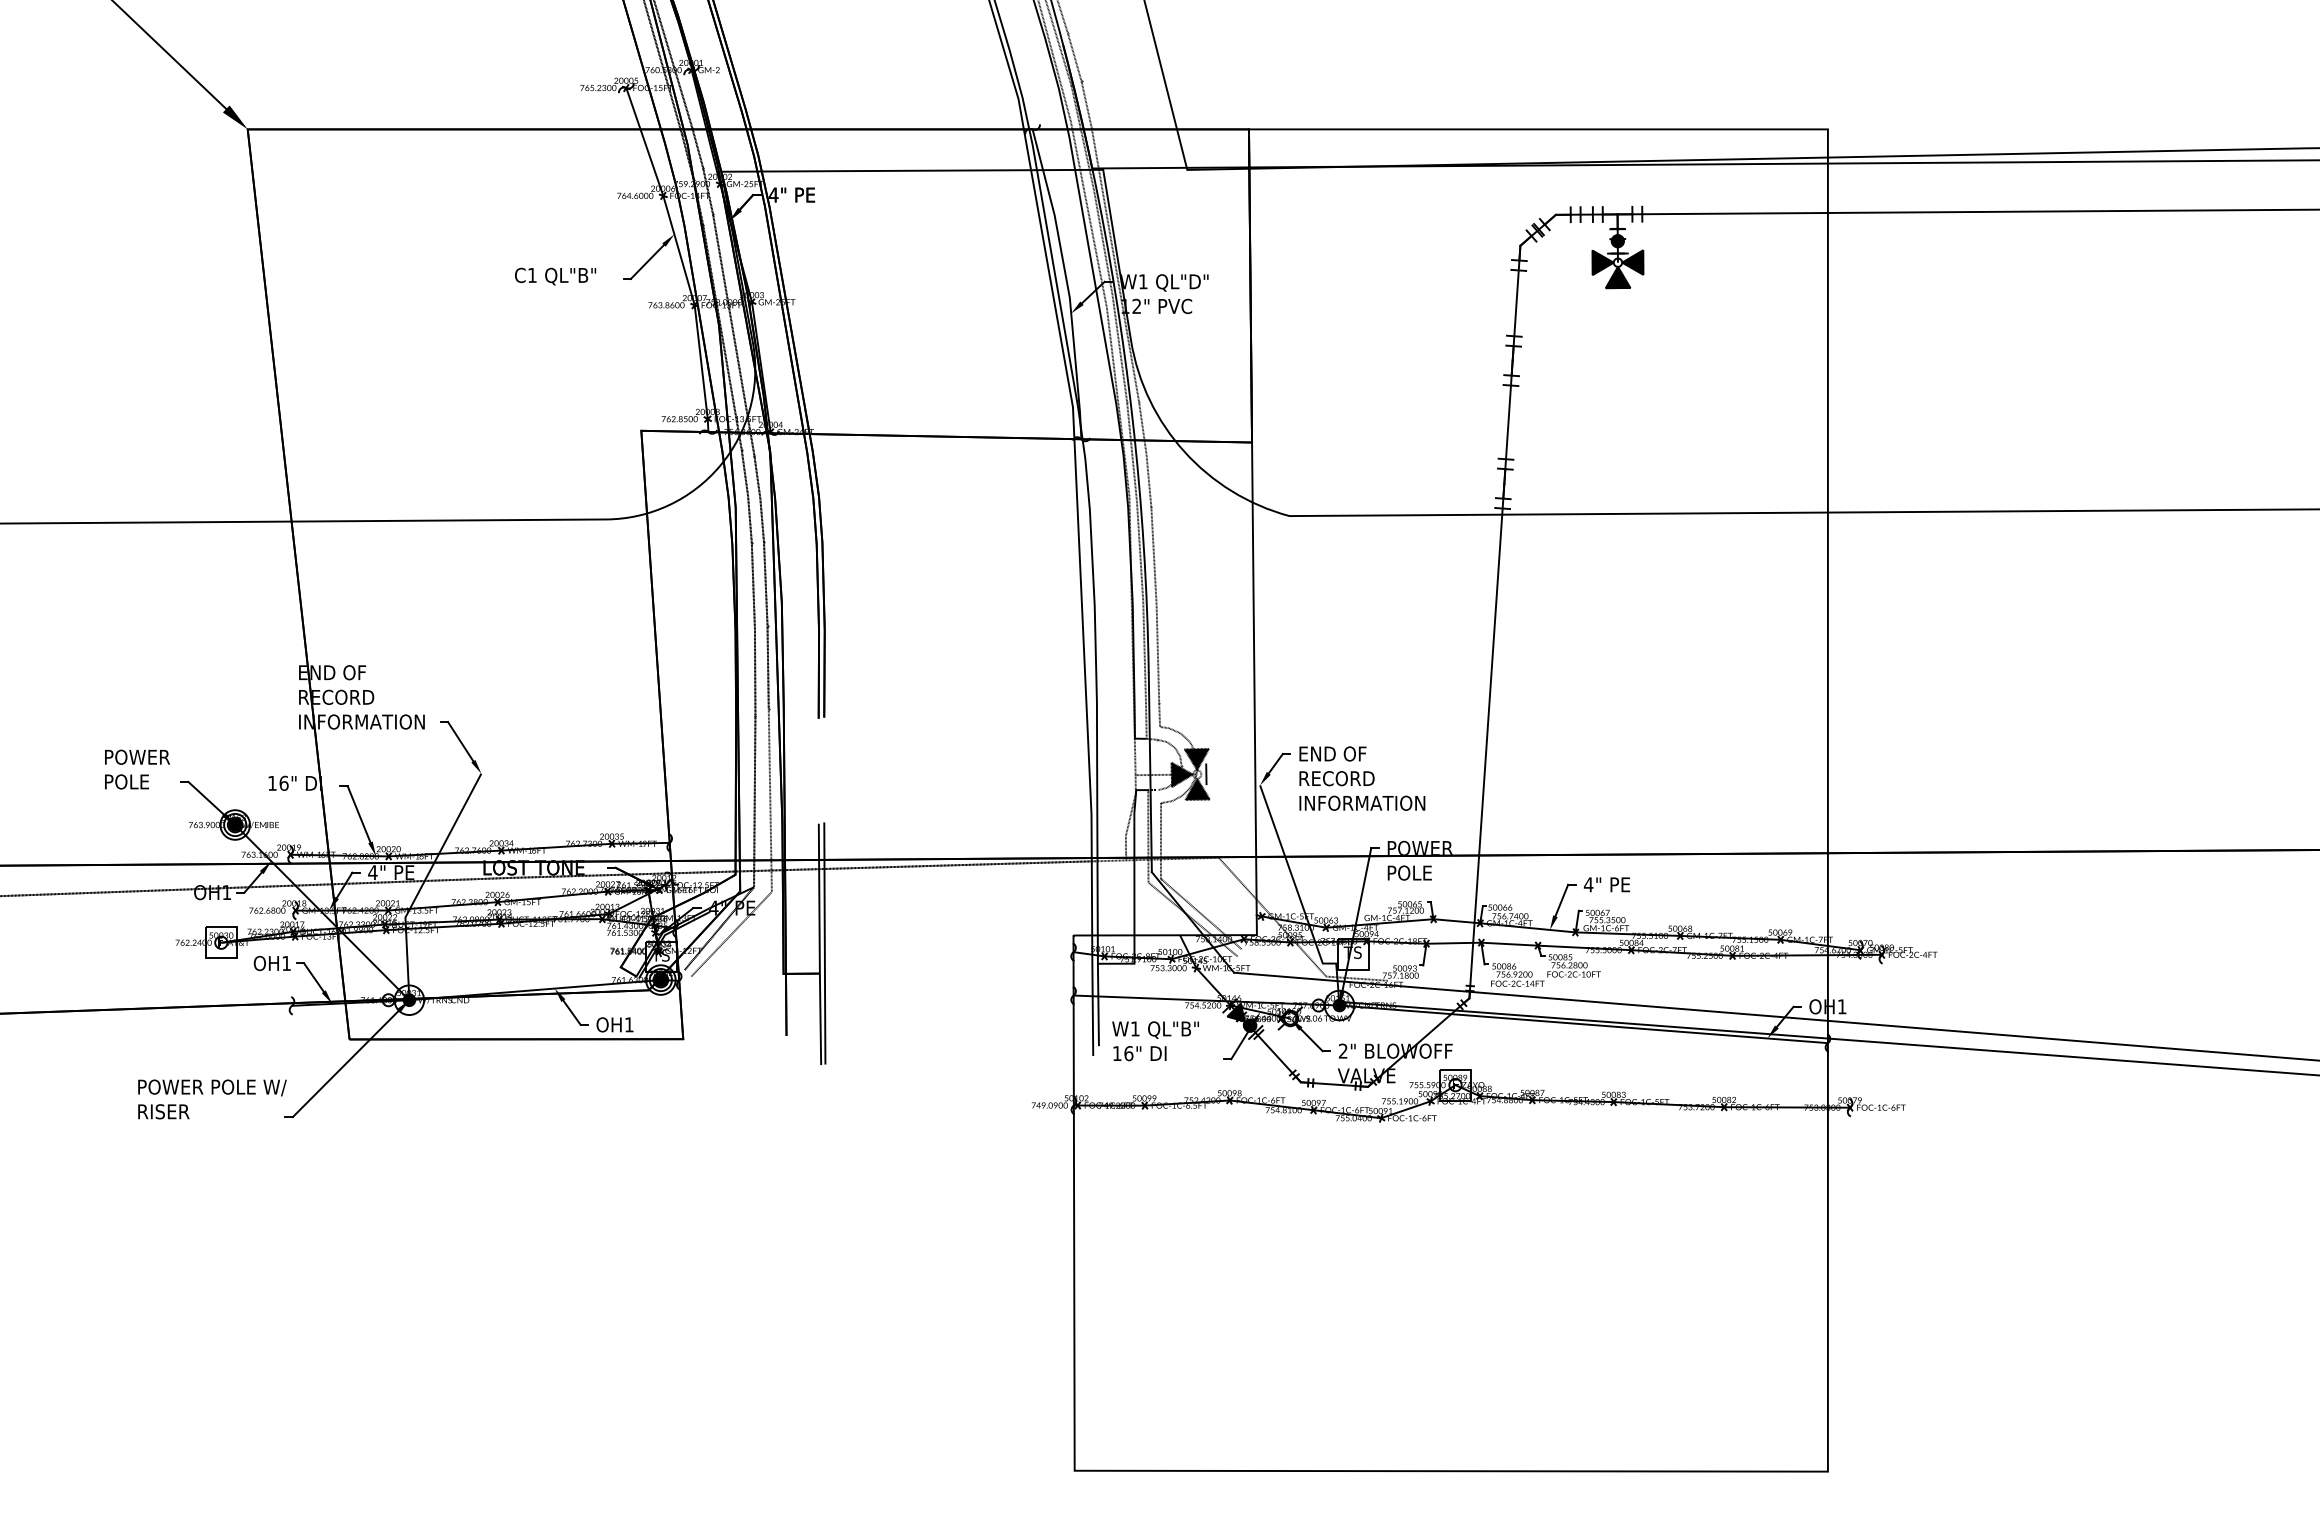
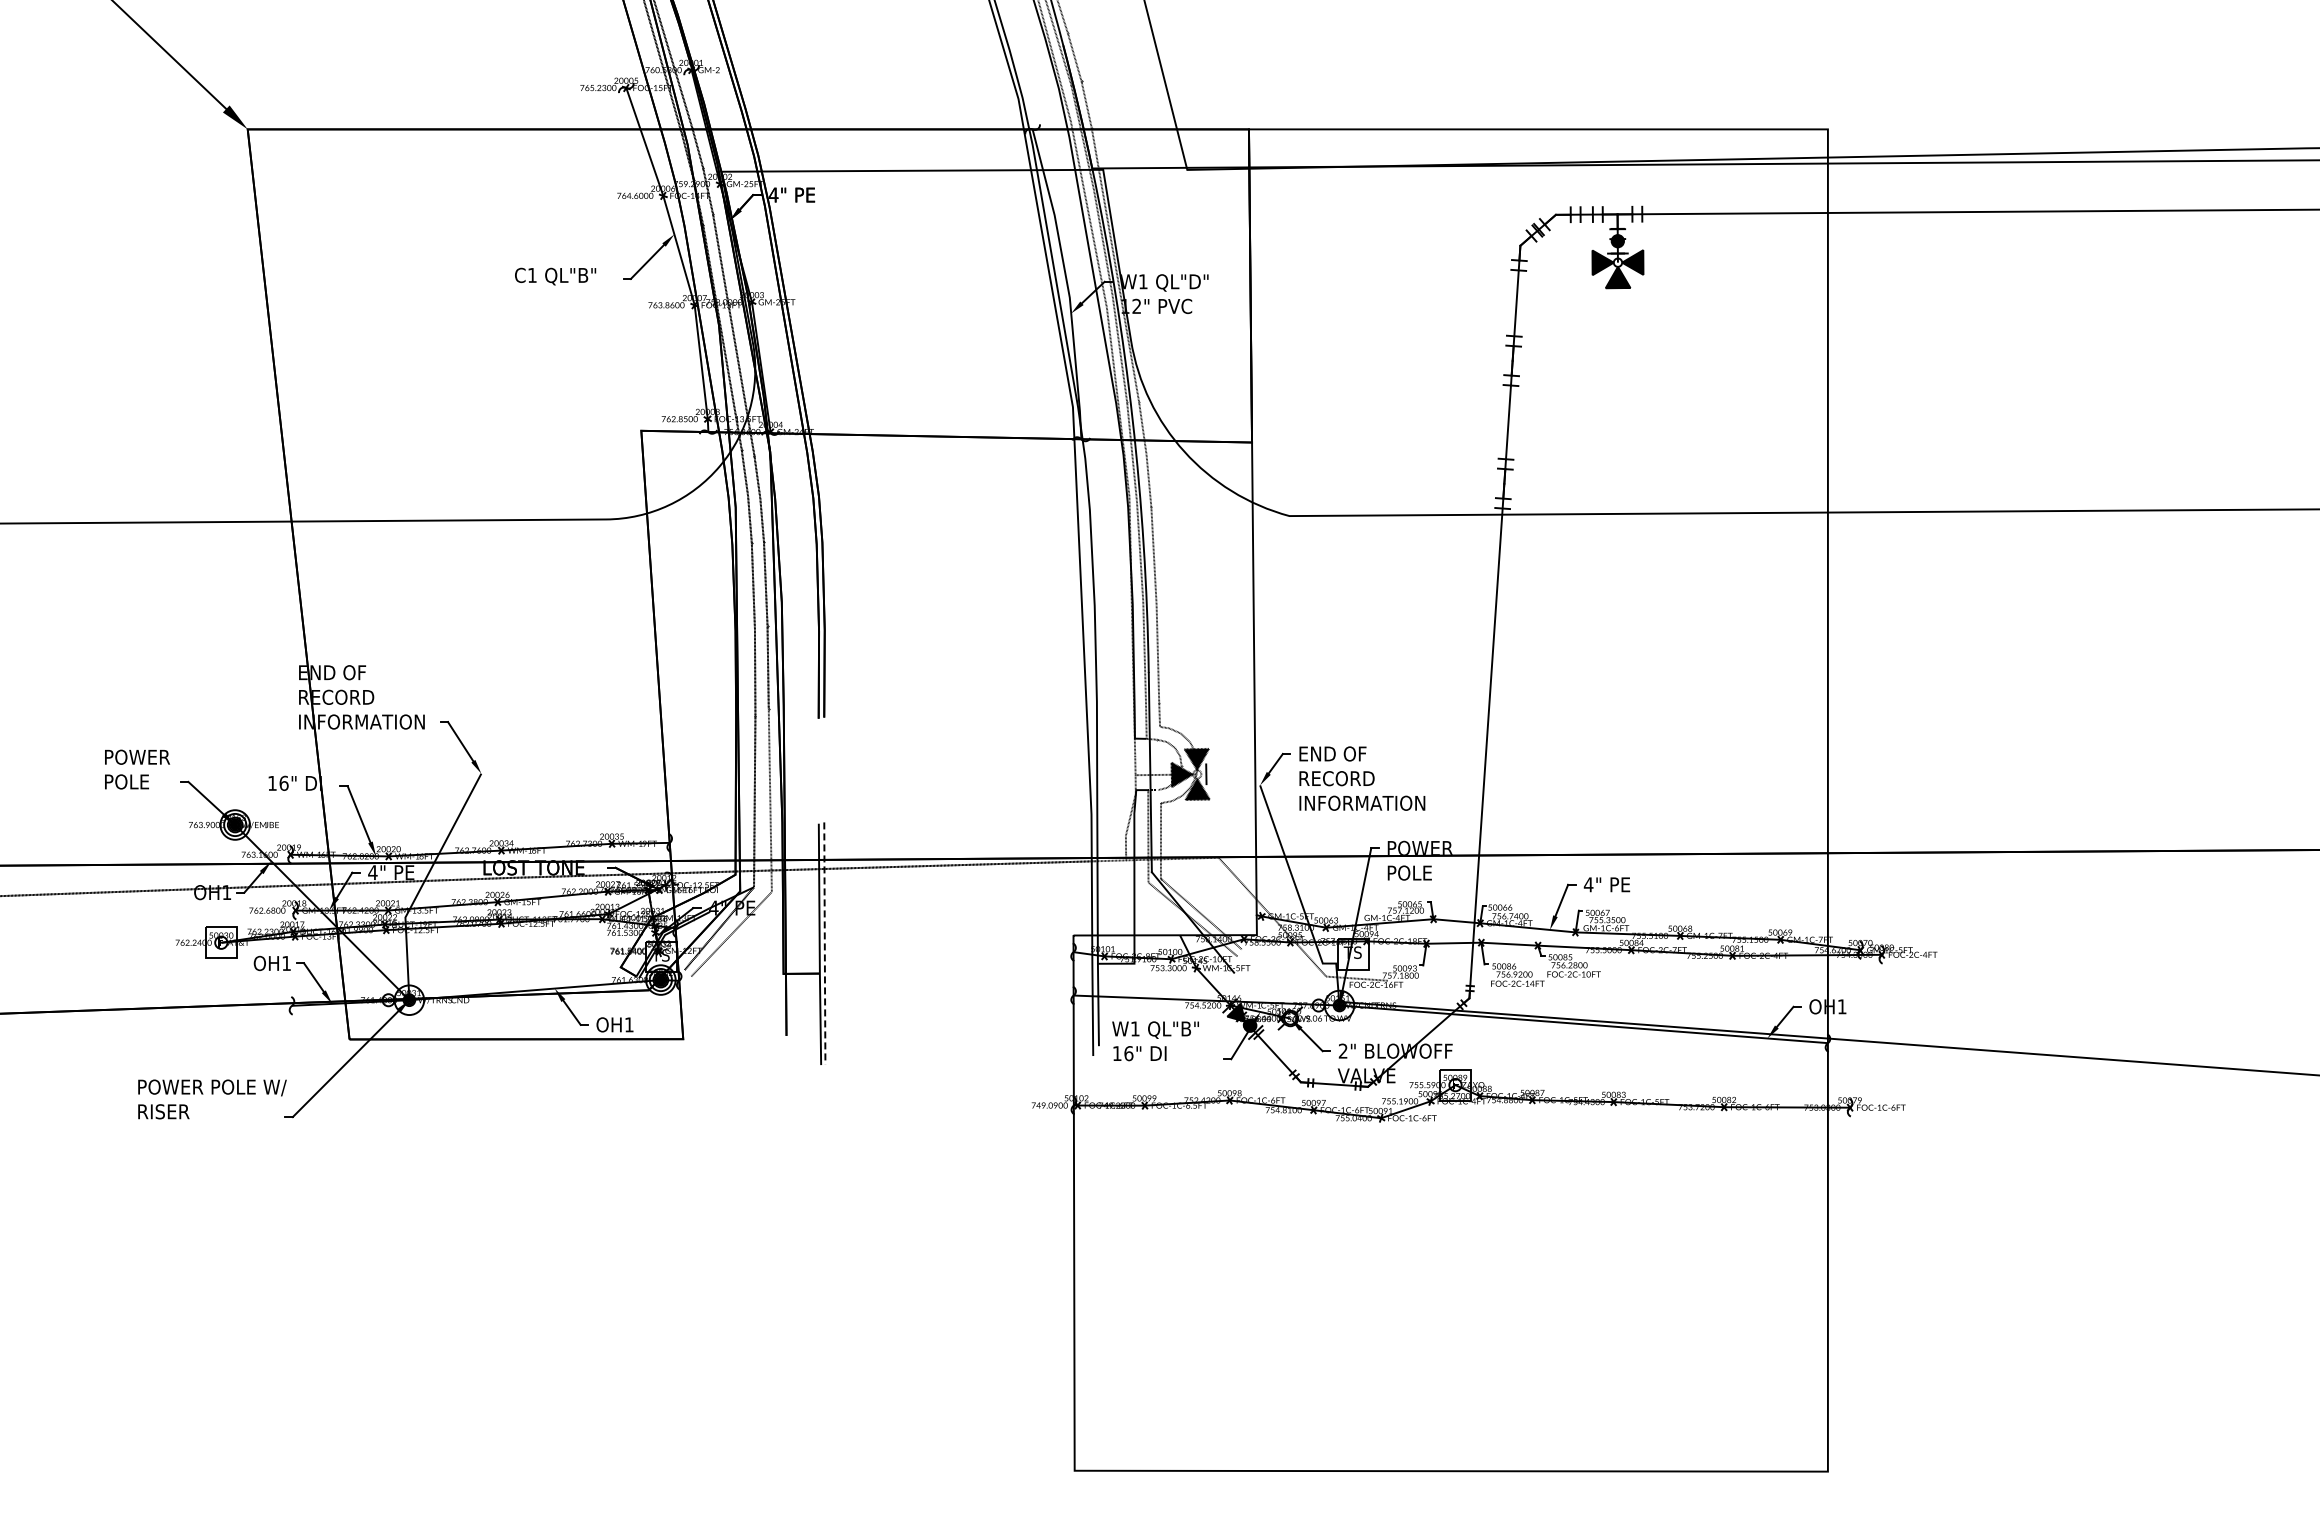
line: solid -> dashed (824, 943)
line: present -> none (1775, 1016)
